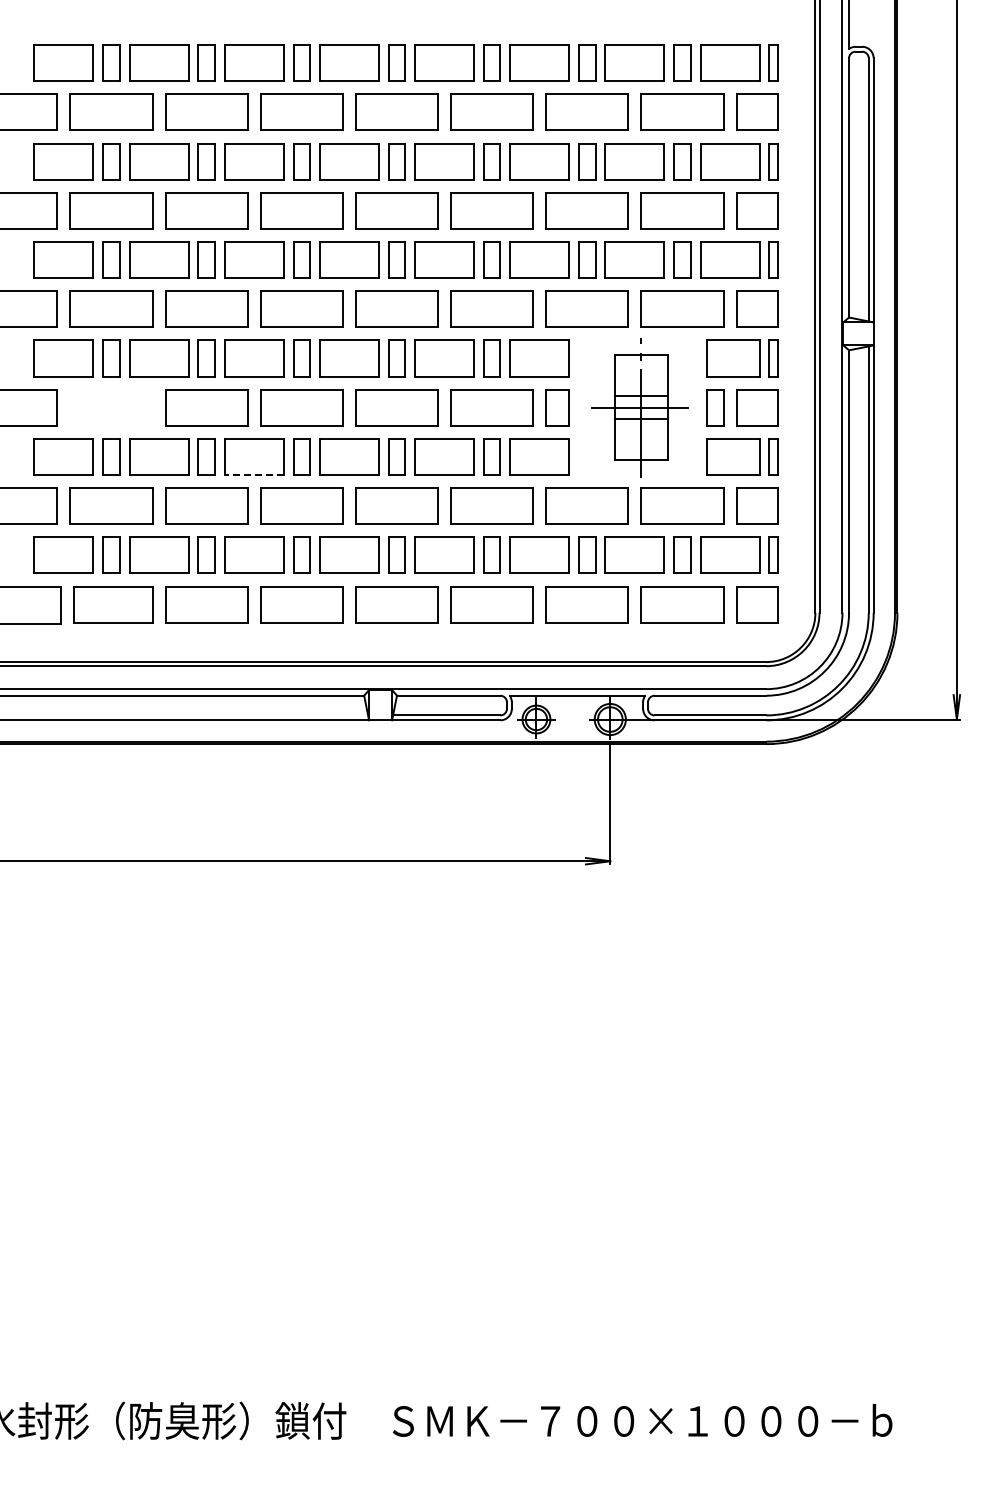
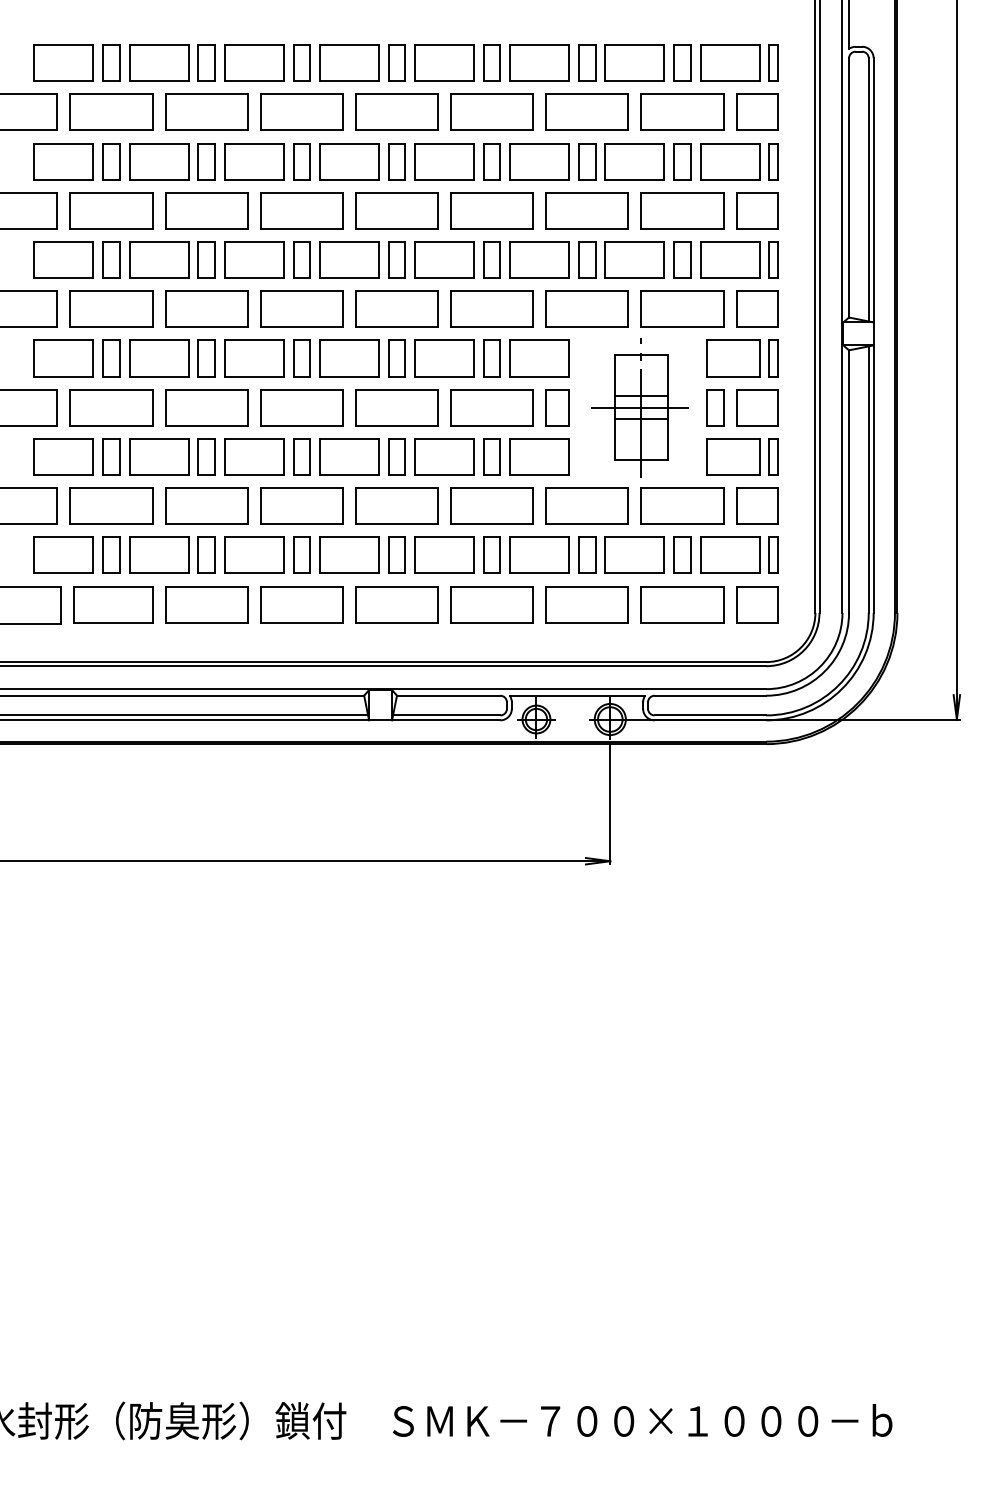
part: none -> present (111, 407)
line: dashed -> solid (254, 475)
line: none -> present (184, 715)
